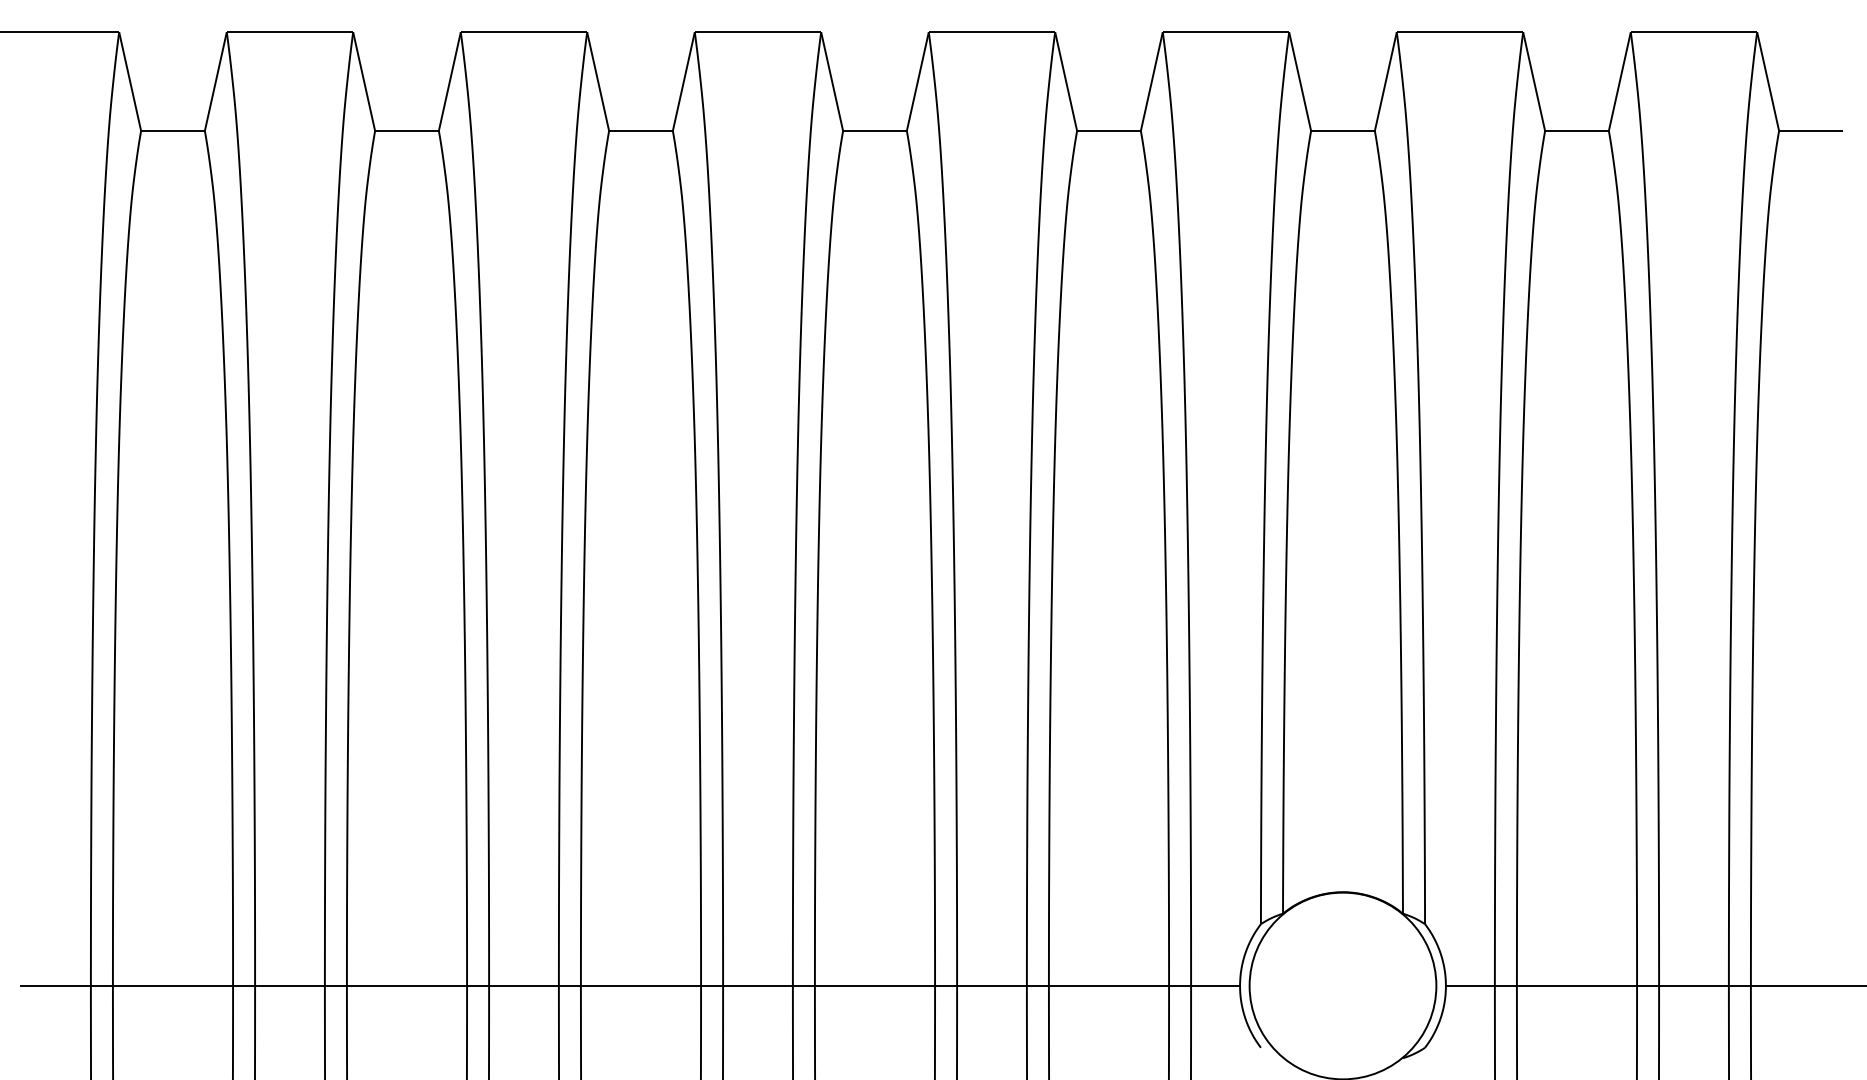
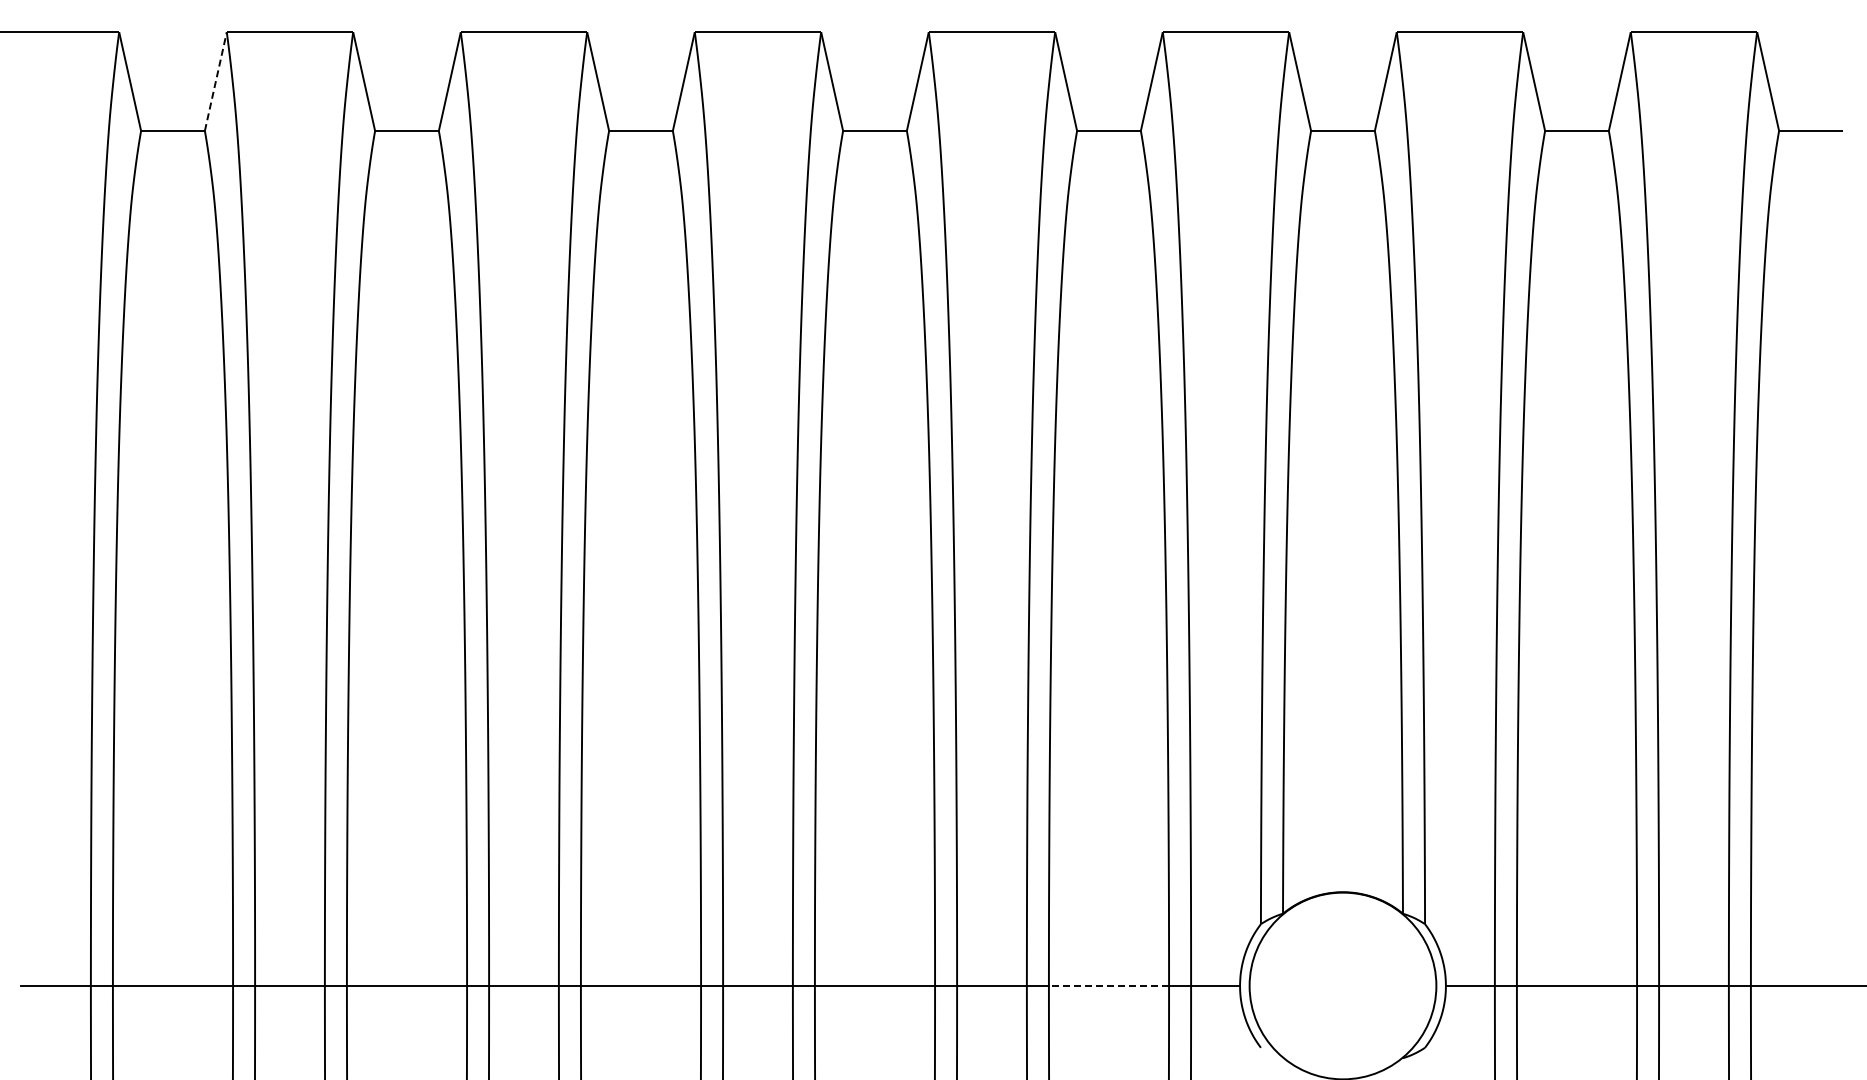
line: solid -> dashed (215, 81)
line: solid -> dashed (1108, 985)
